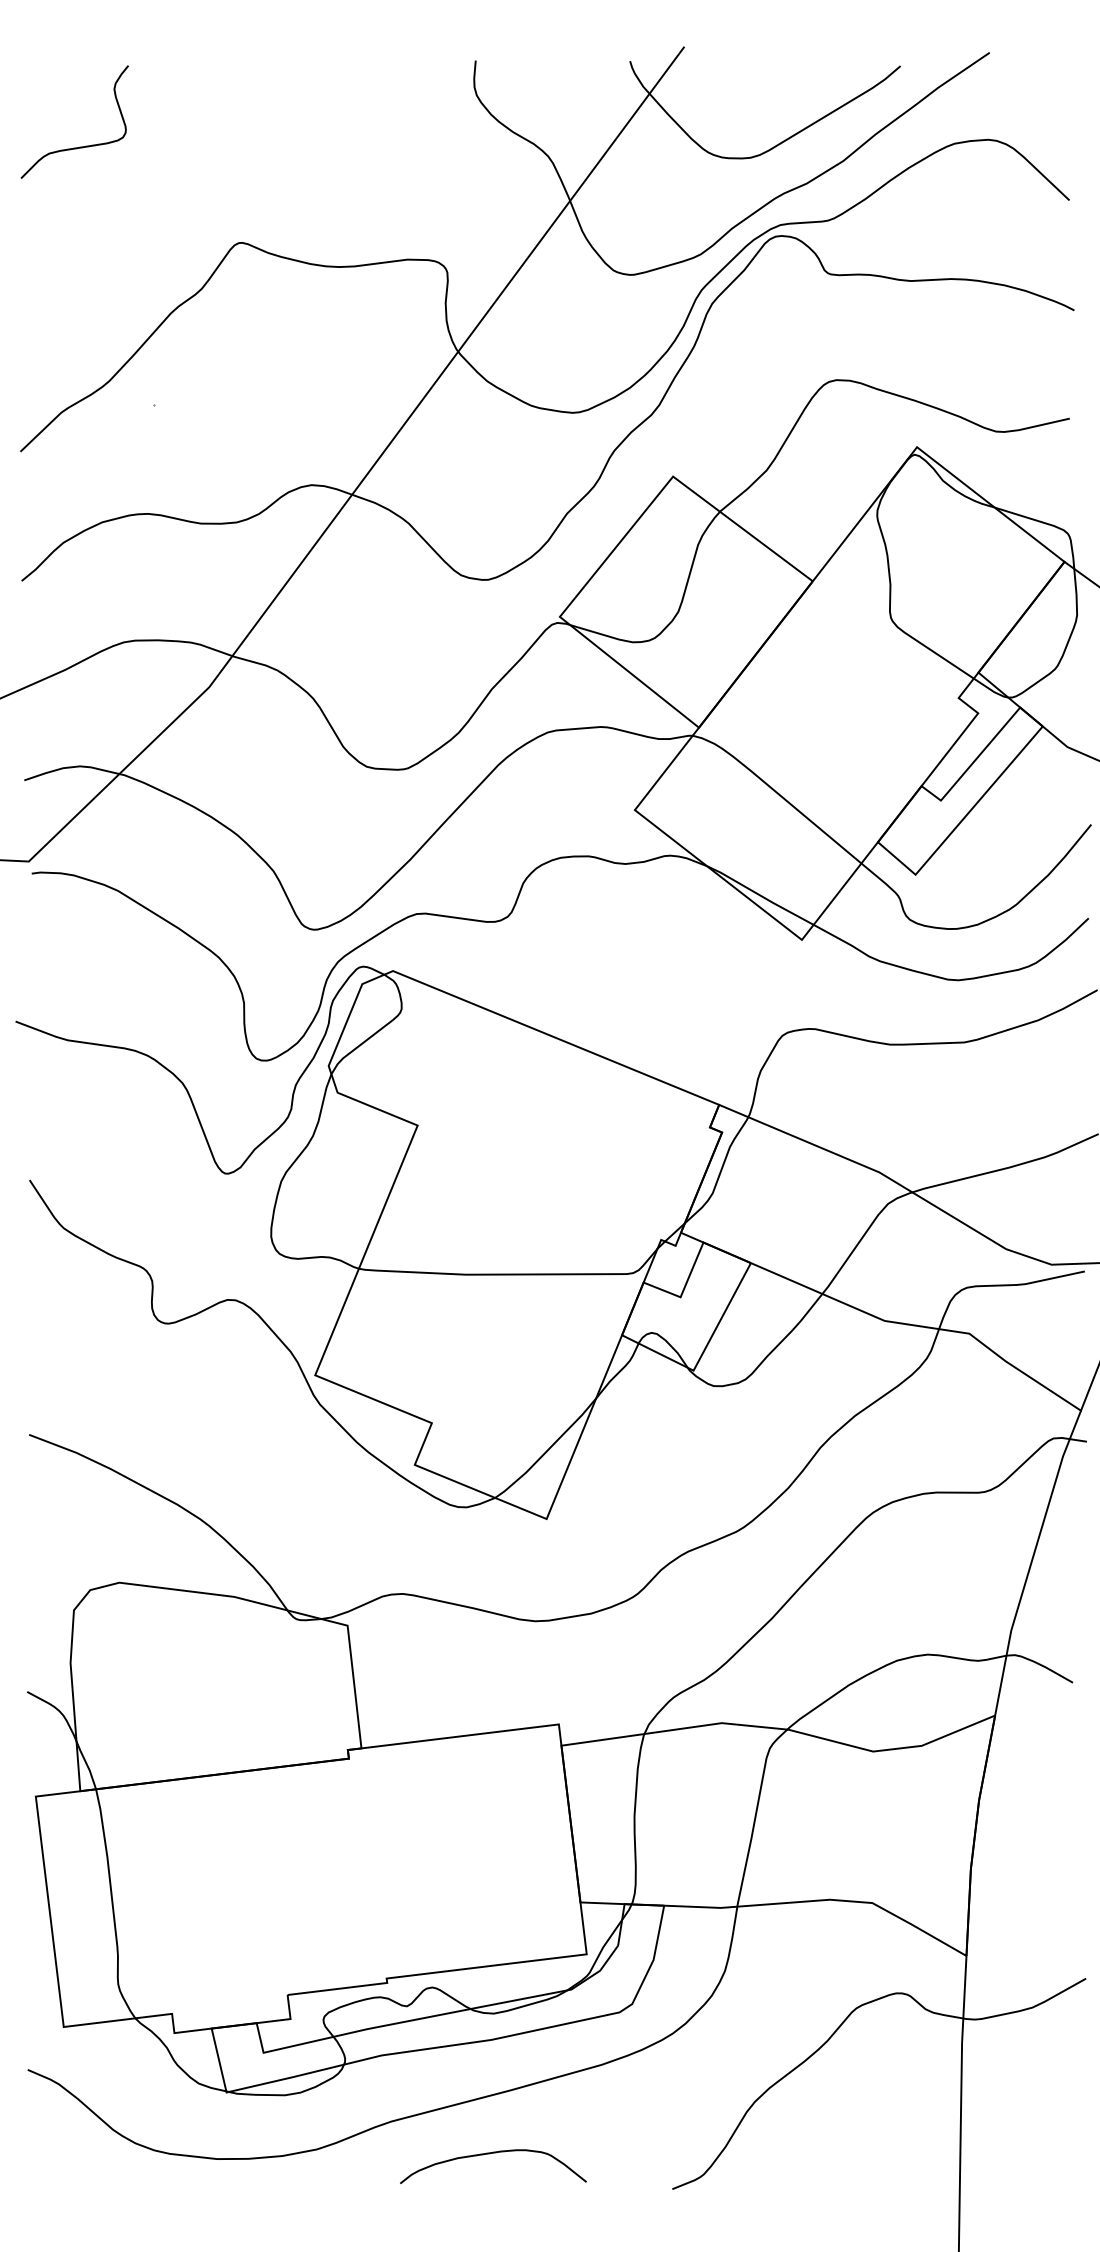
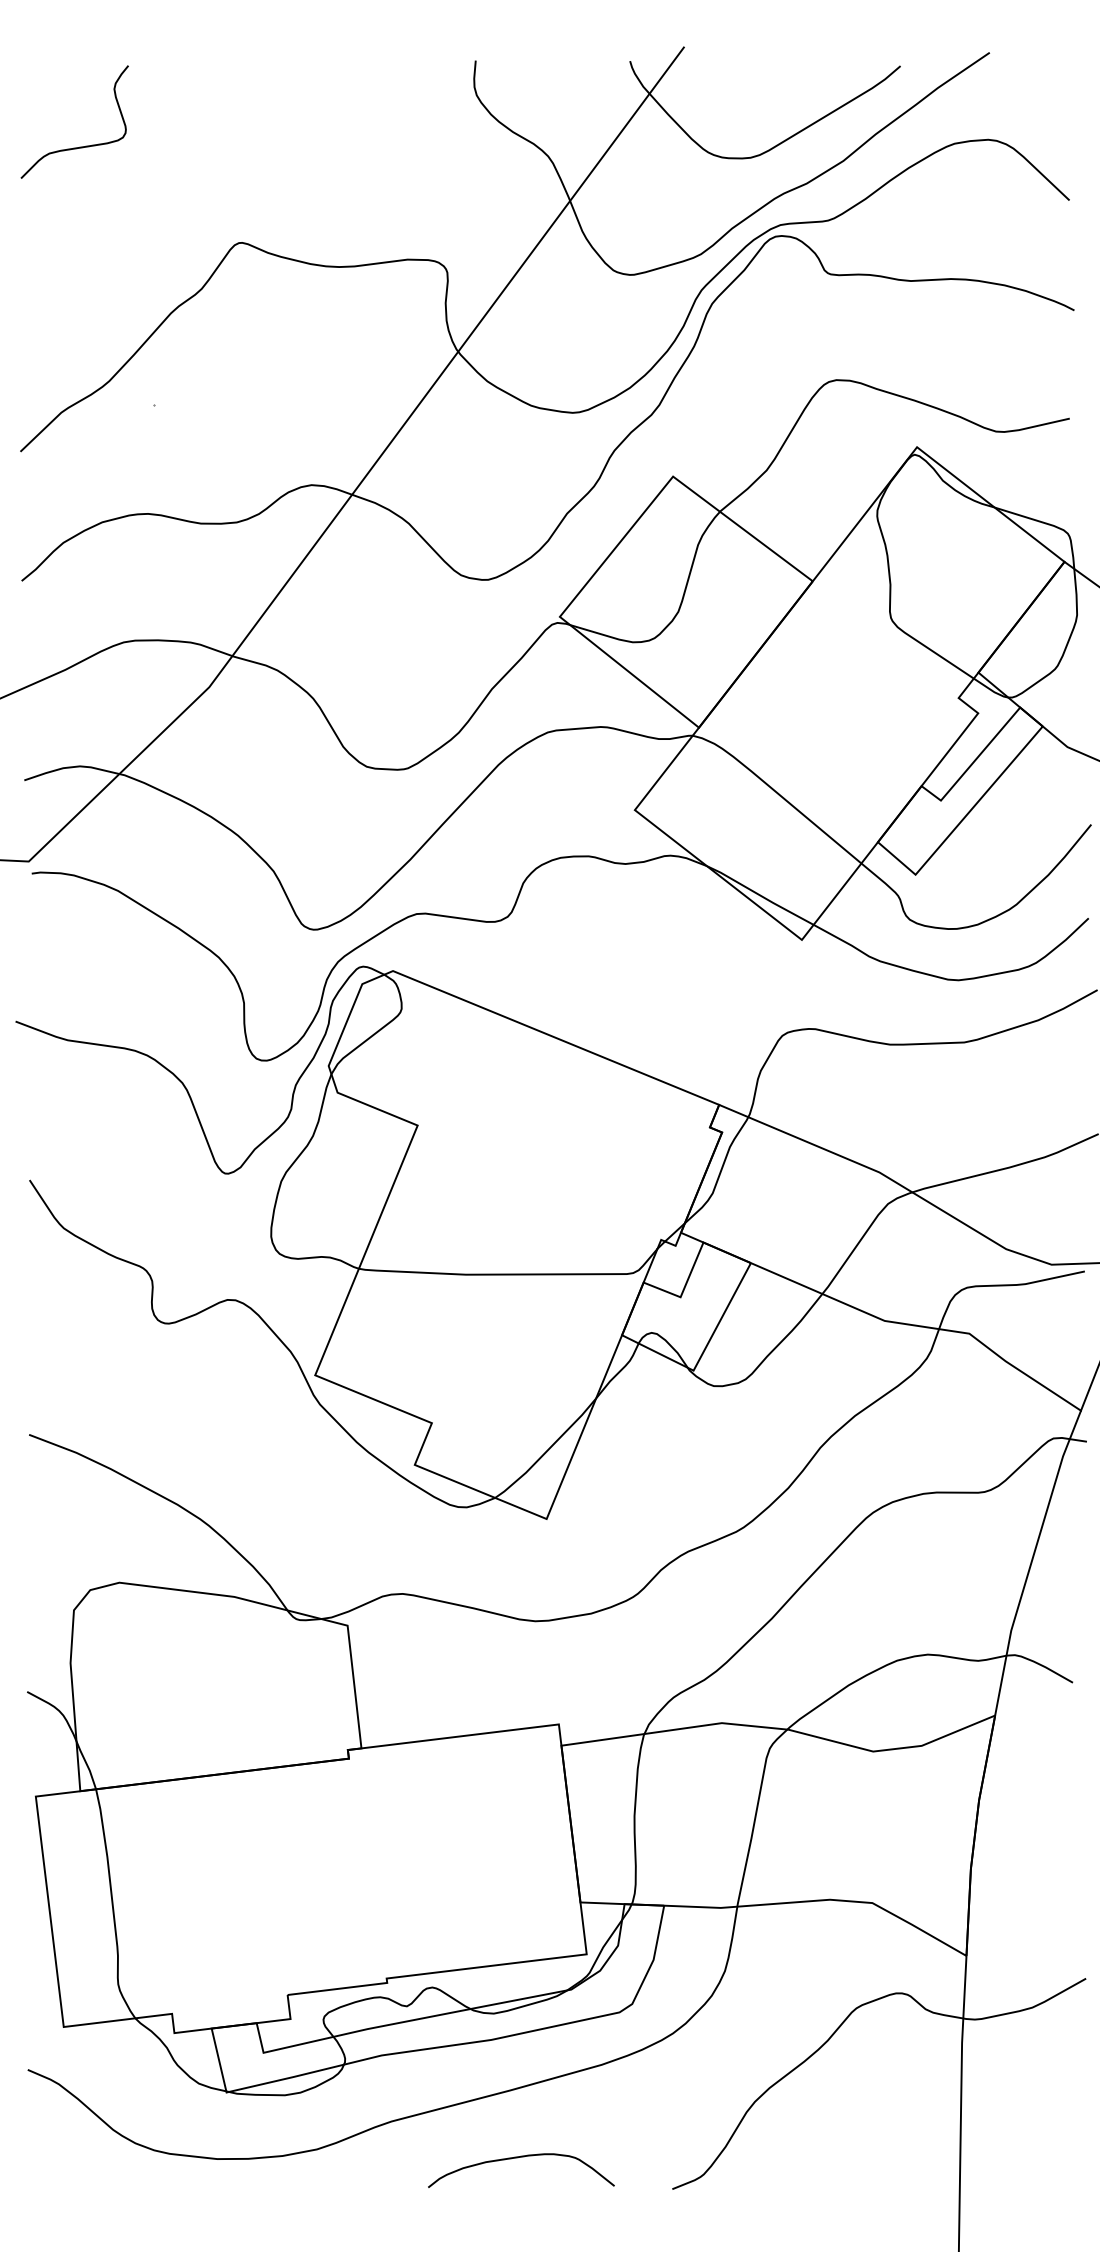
curve position: (489, 2154) -> (517, 2158) (517, 2158)
